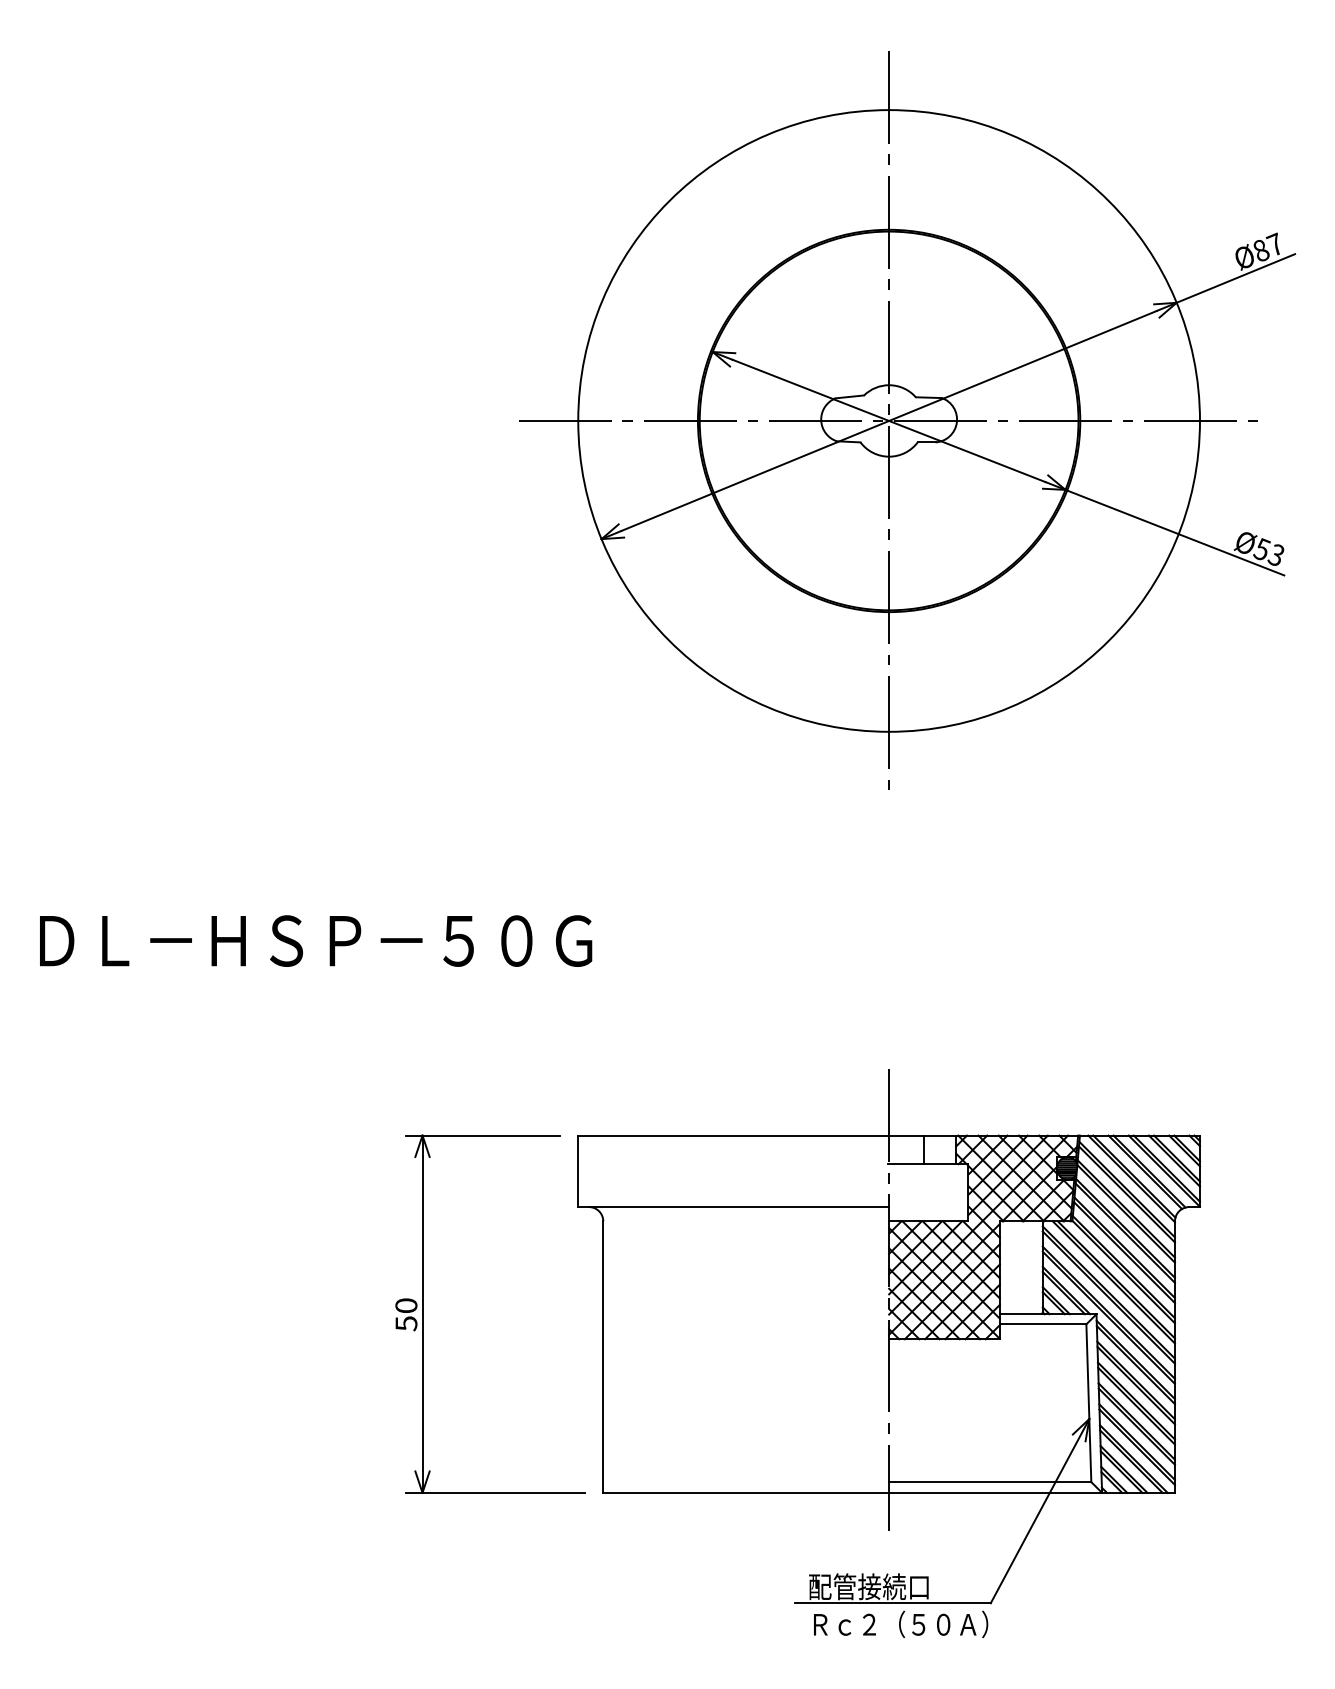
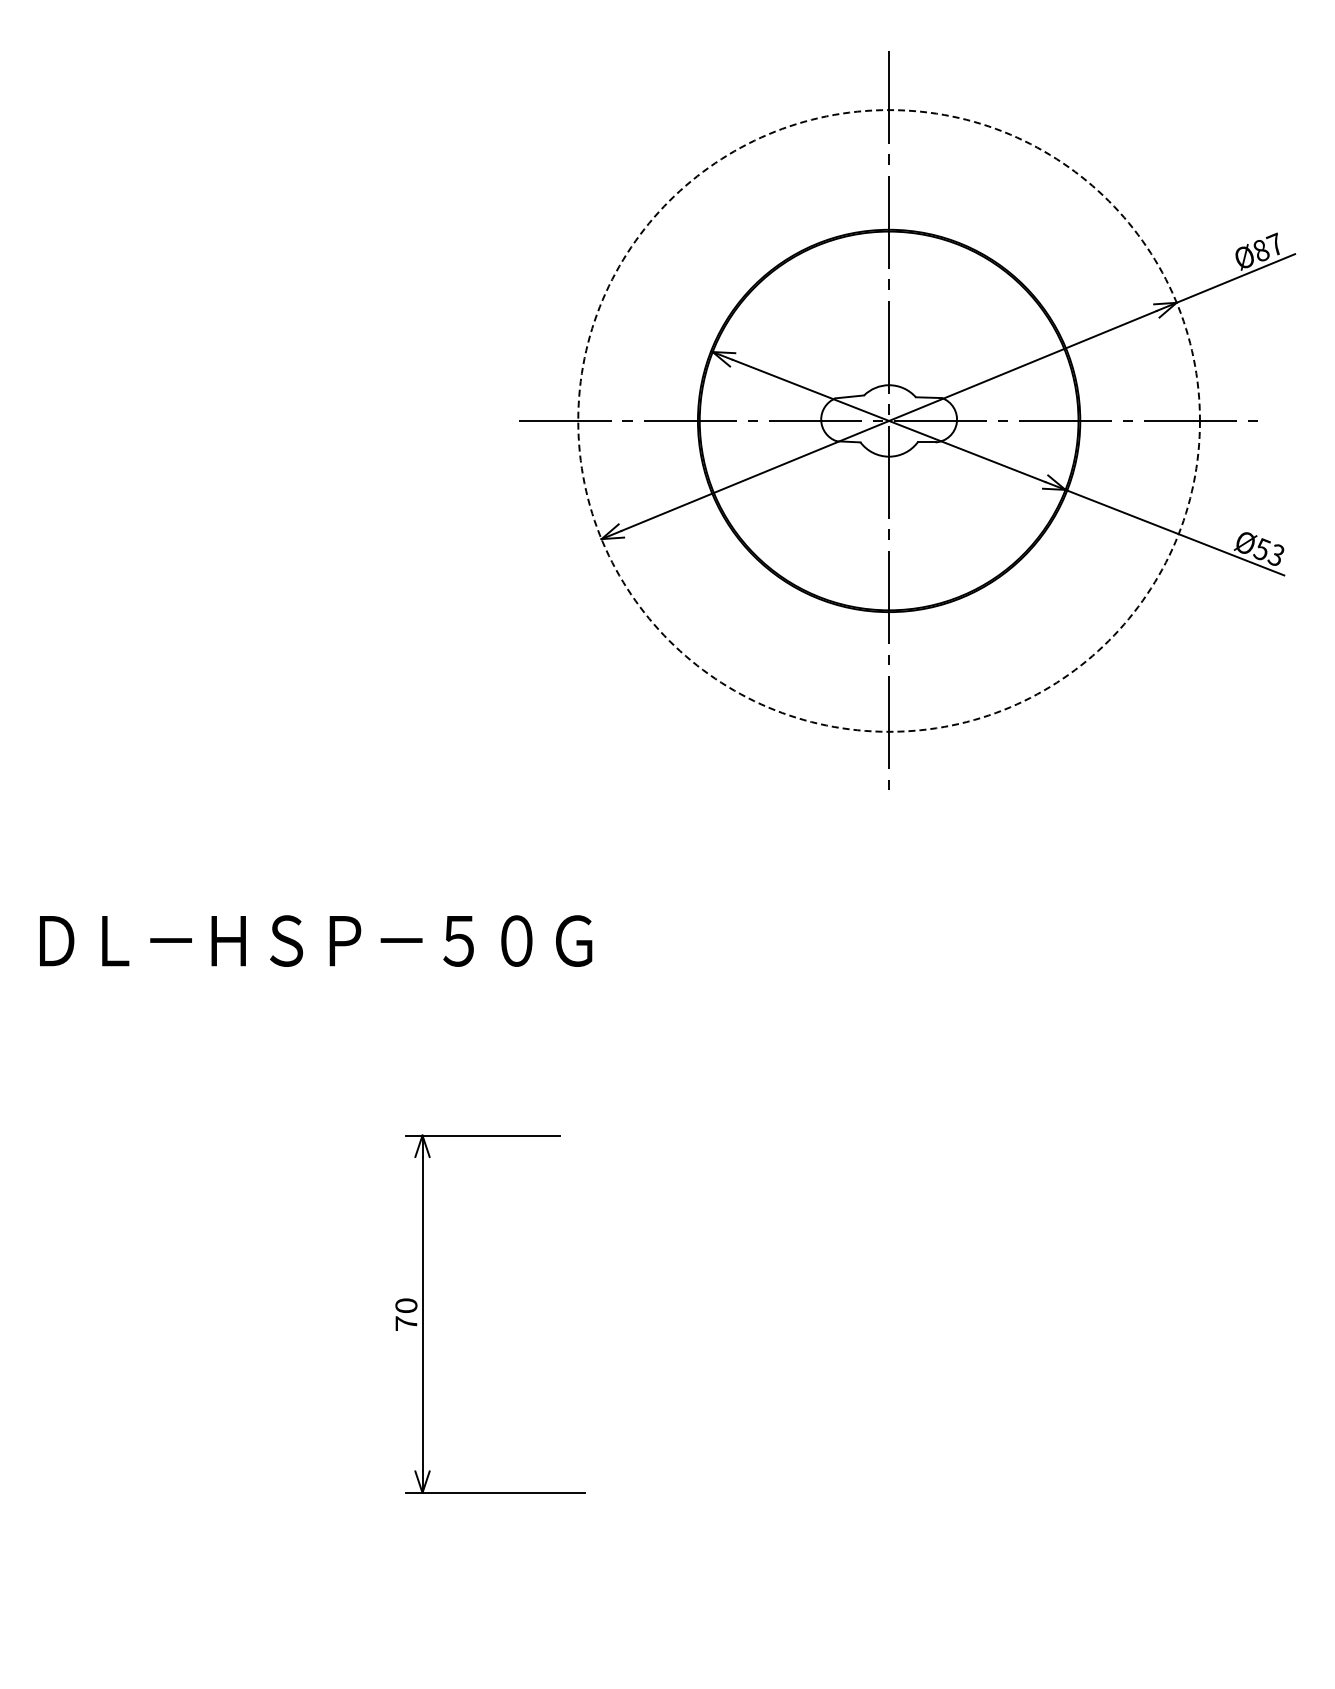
circle: solid -> dashed (888, 420)
text: 50 -> 70 (406, 1323)
part: present -> none (889, 1353)
